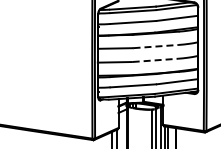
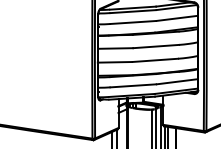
line: dashed -> solid (156, 46)
line: dashed -> solid (155, 60)
